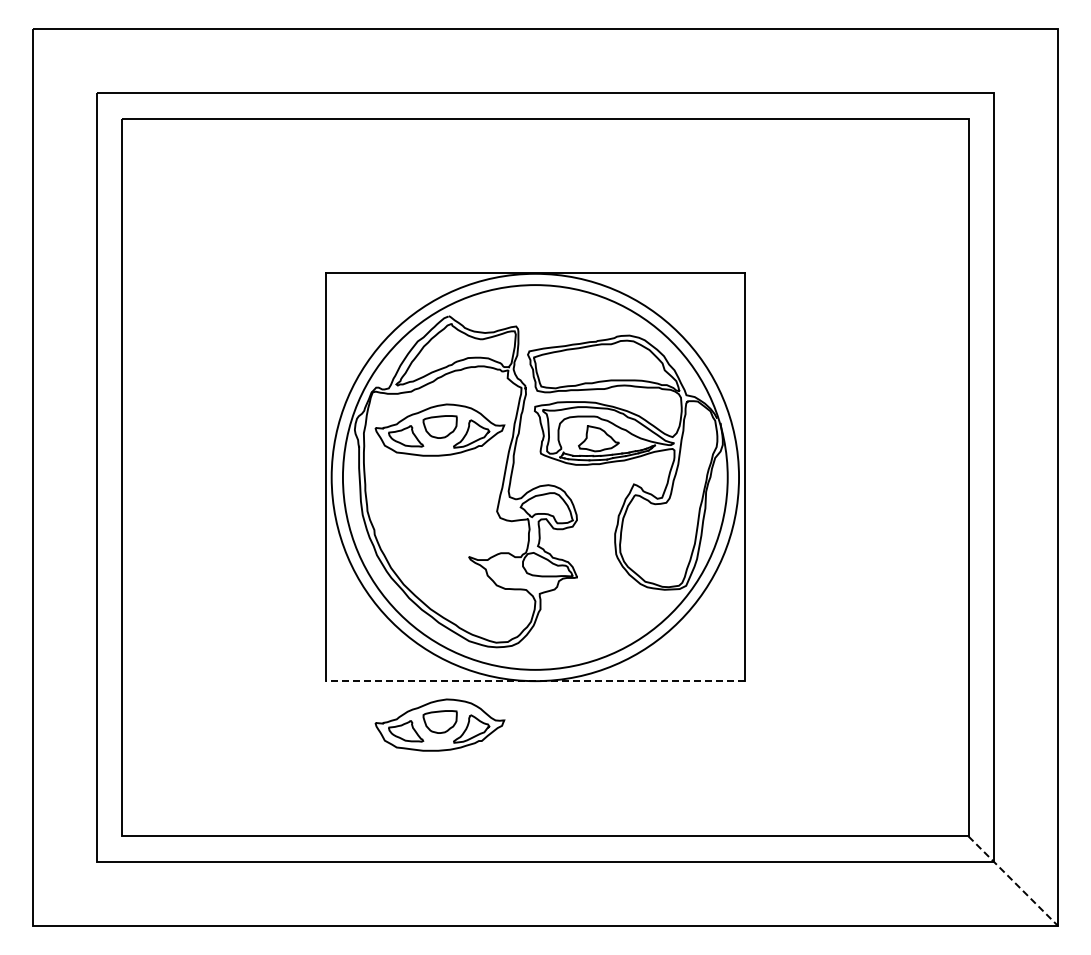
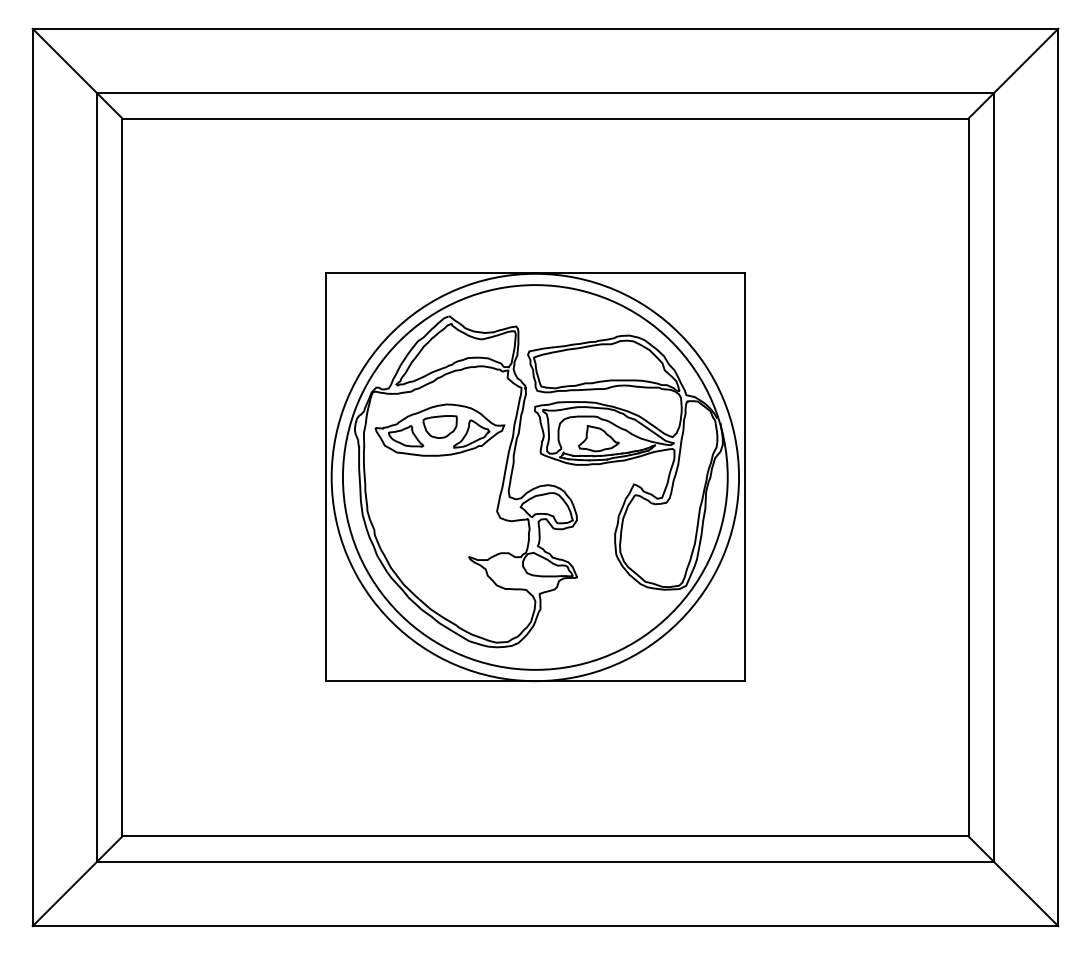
line: none -> present (77, 73)
line: none -> present (1013, 73)
line: dashed -> solid (535, 681)
part: present -> none (439, 724)
line: none -> present (77, 881)
line: dashed -> solid (1013, 881)
